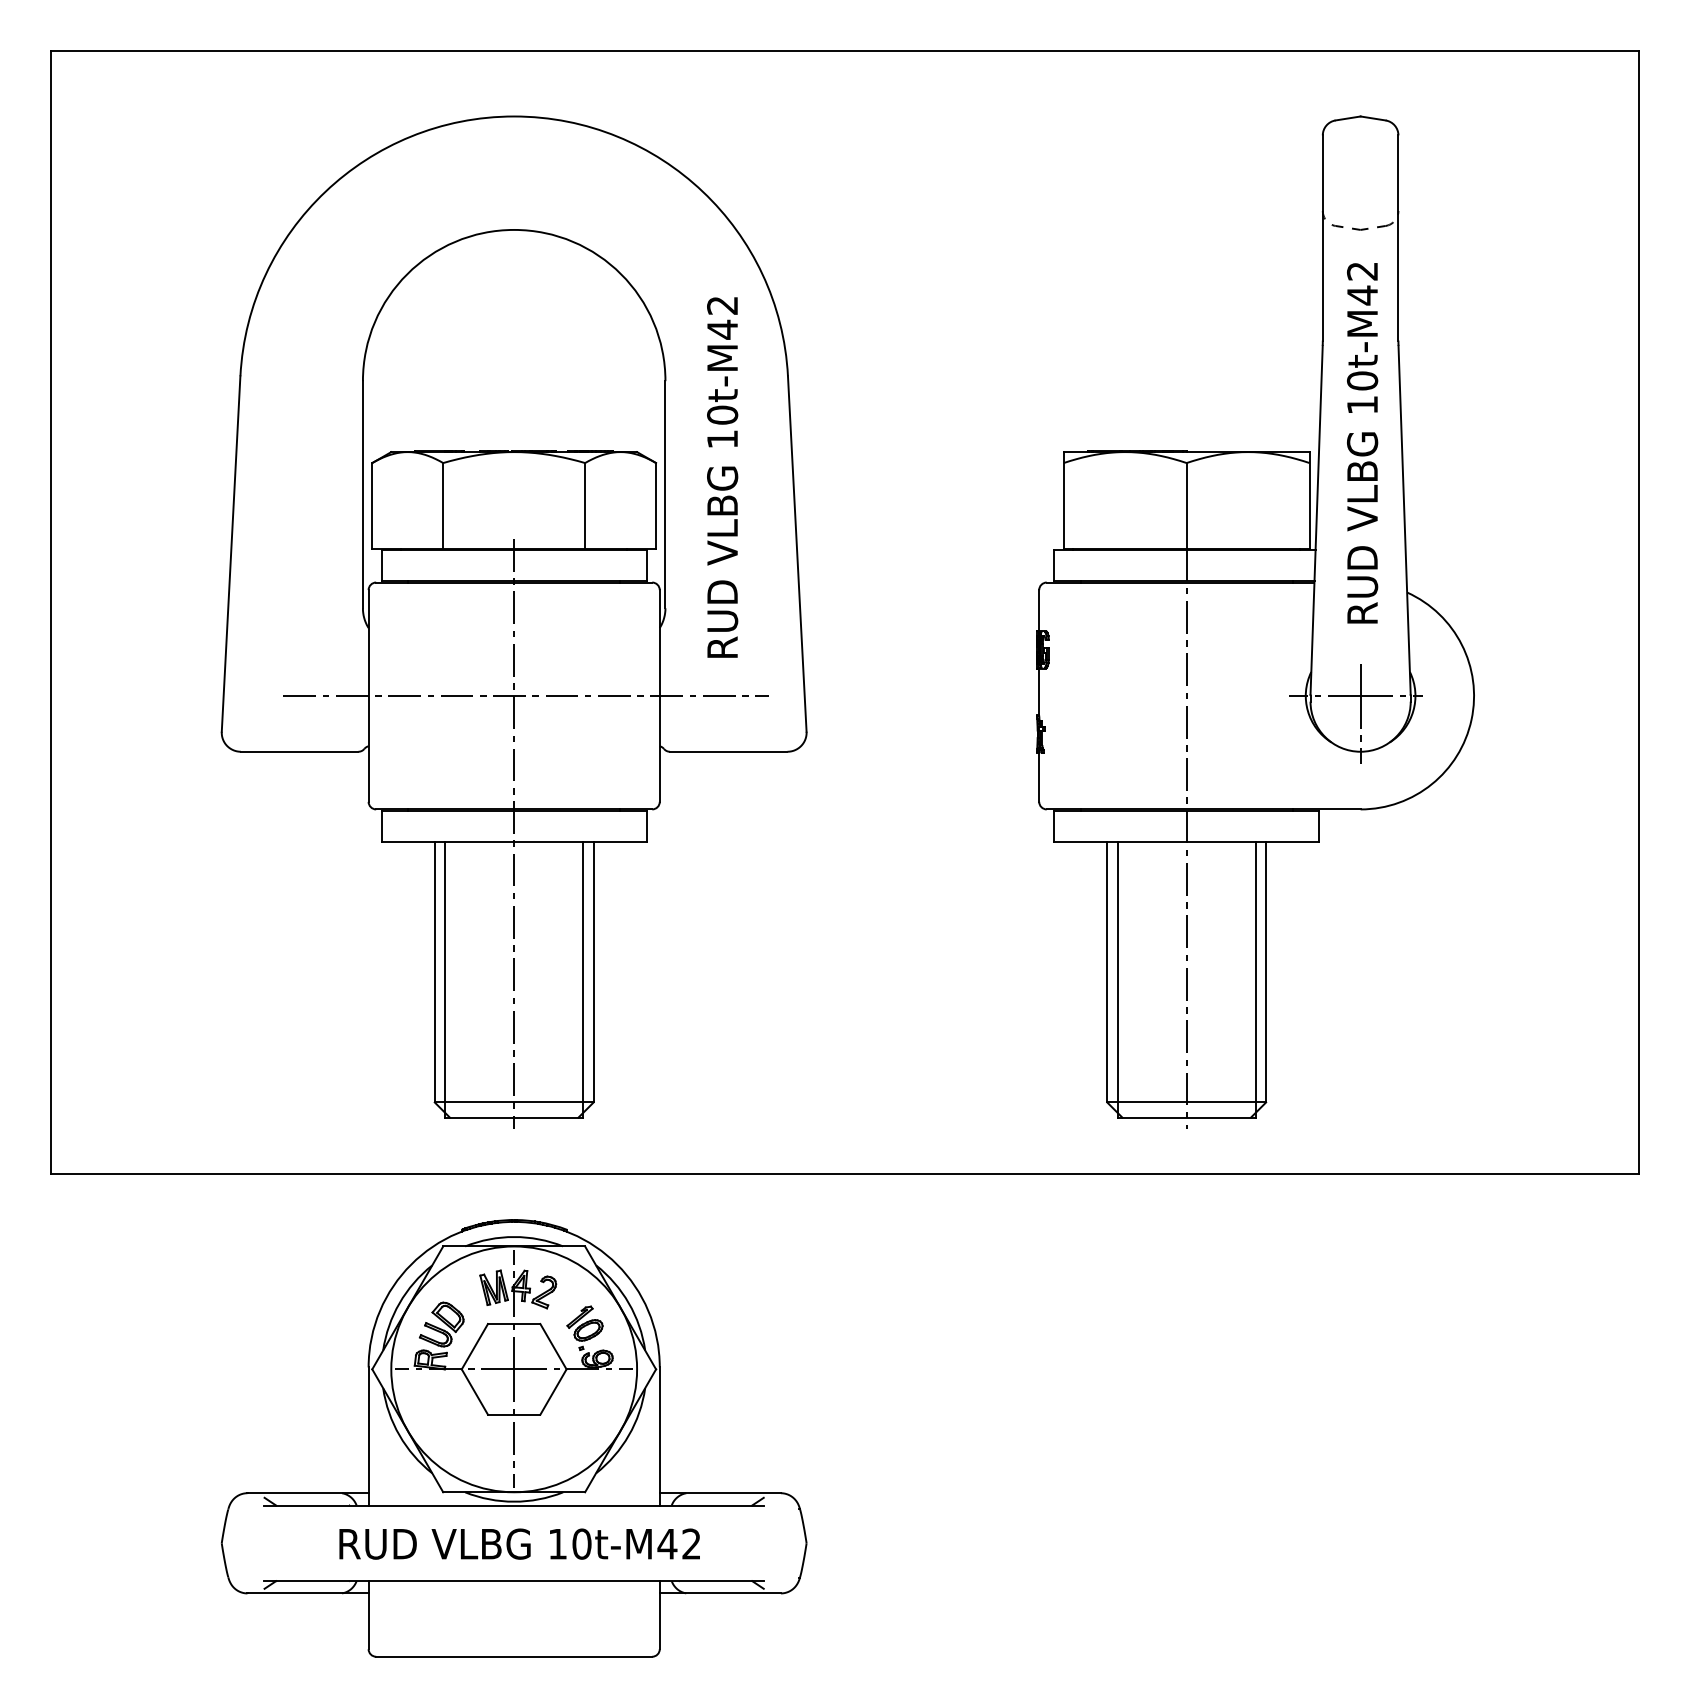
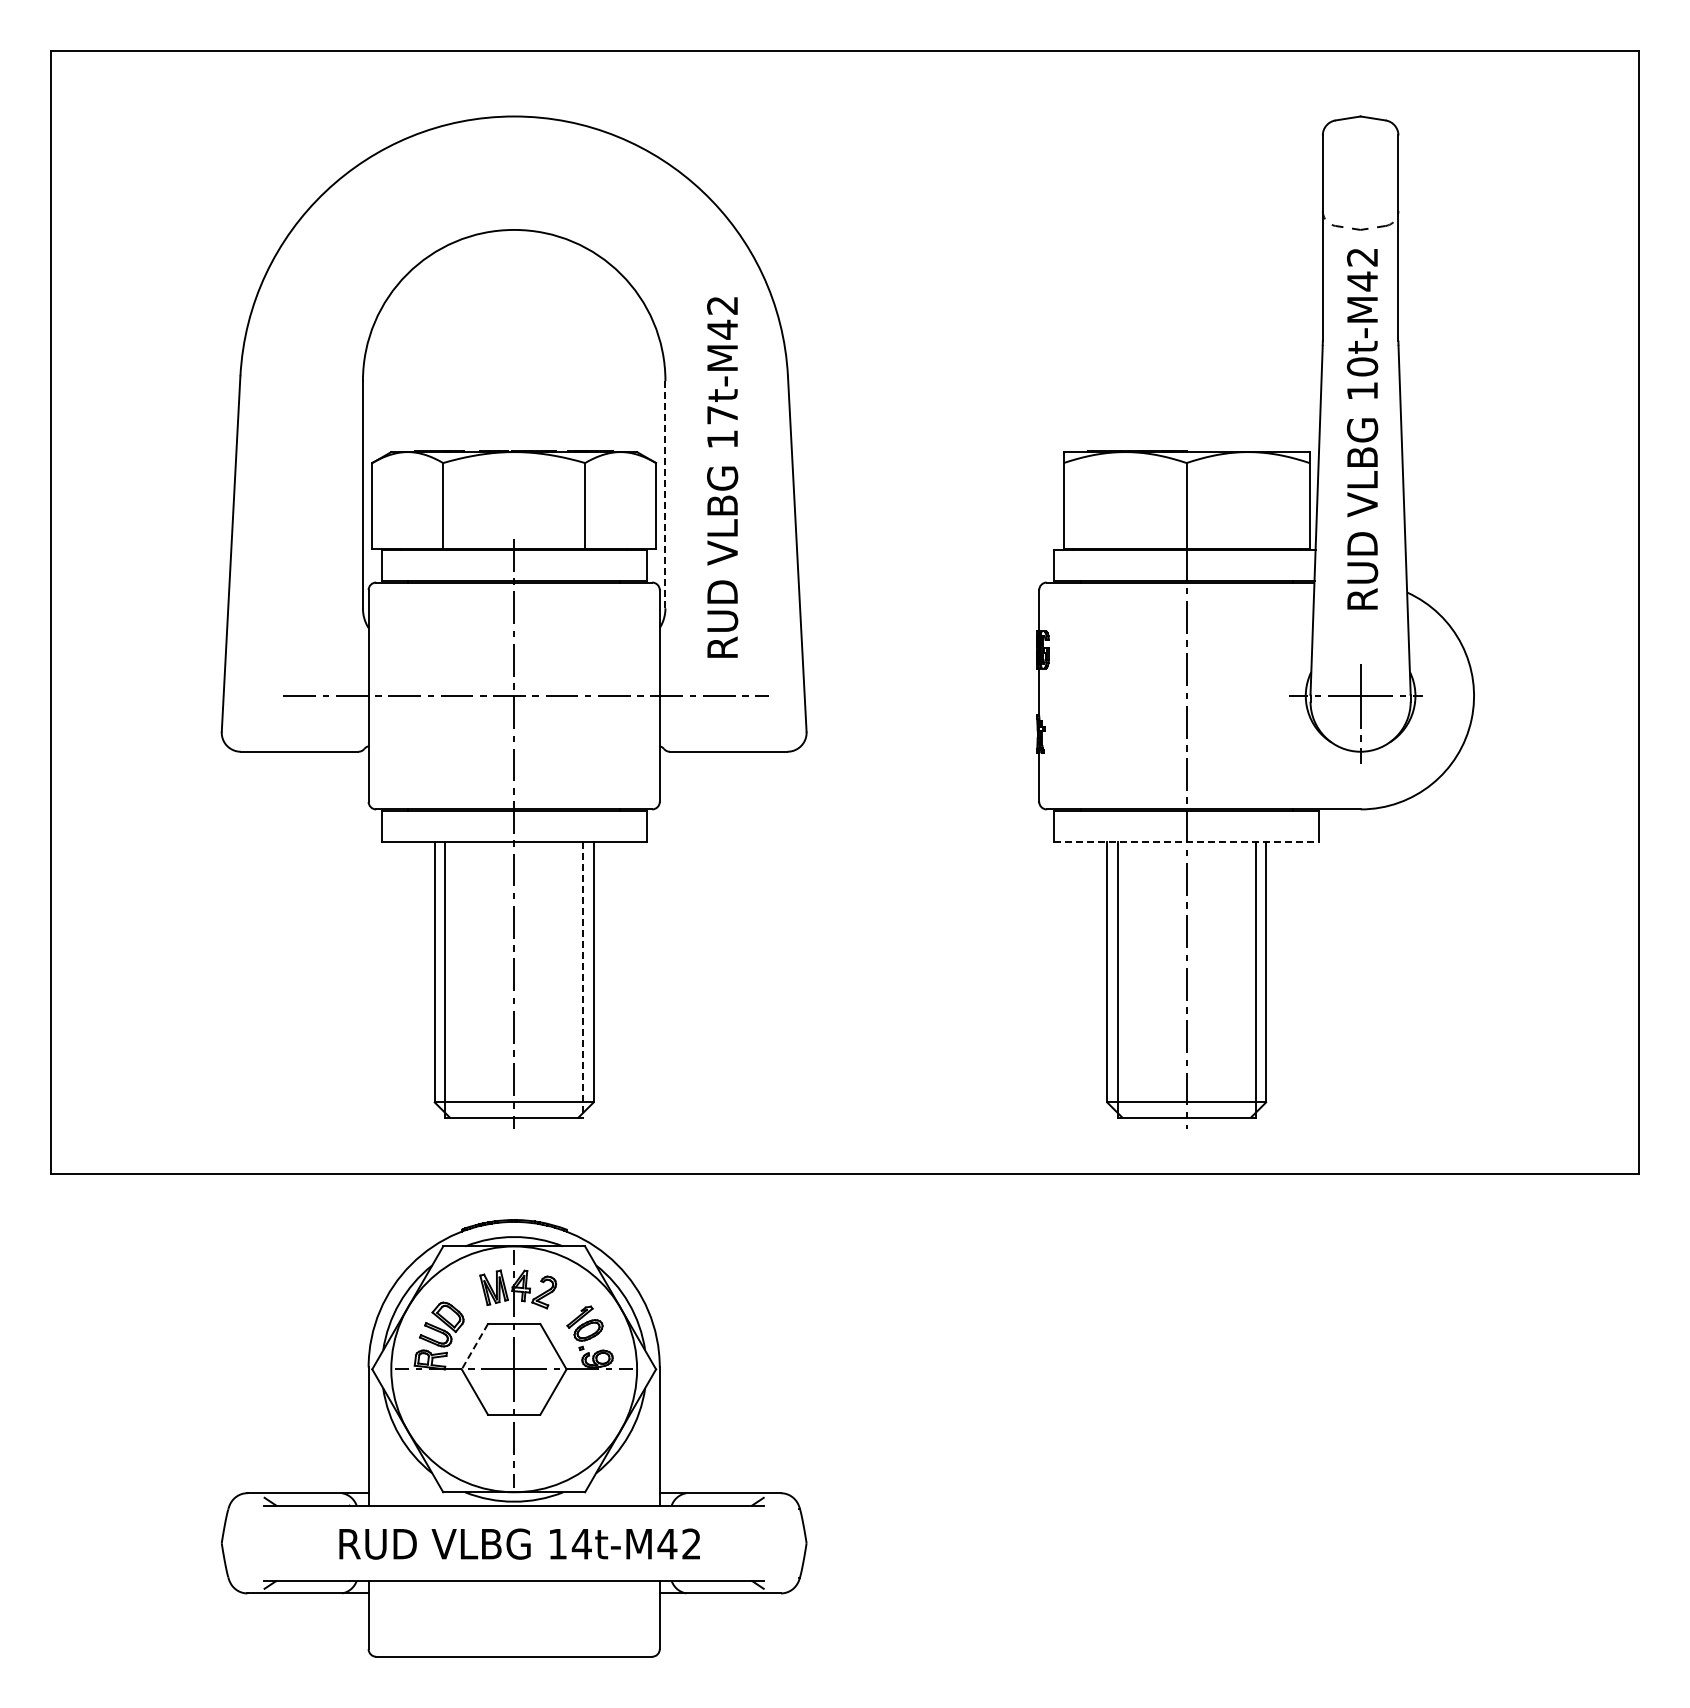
text: 10t-M42 -> 17t-M42 (722, 414)
text position: (1362, 443) -> (1362, 429) (1362, 429)
line: solid -> dashed (665, 494)
line: solid -> dashed (1187, 841)
line: solid -> dashed (583, 980)
line: solid -> dashed (474, 1347)
text: 10t-M42 -> 14t-M42 (581, 1543)
